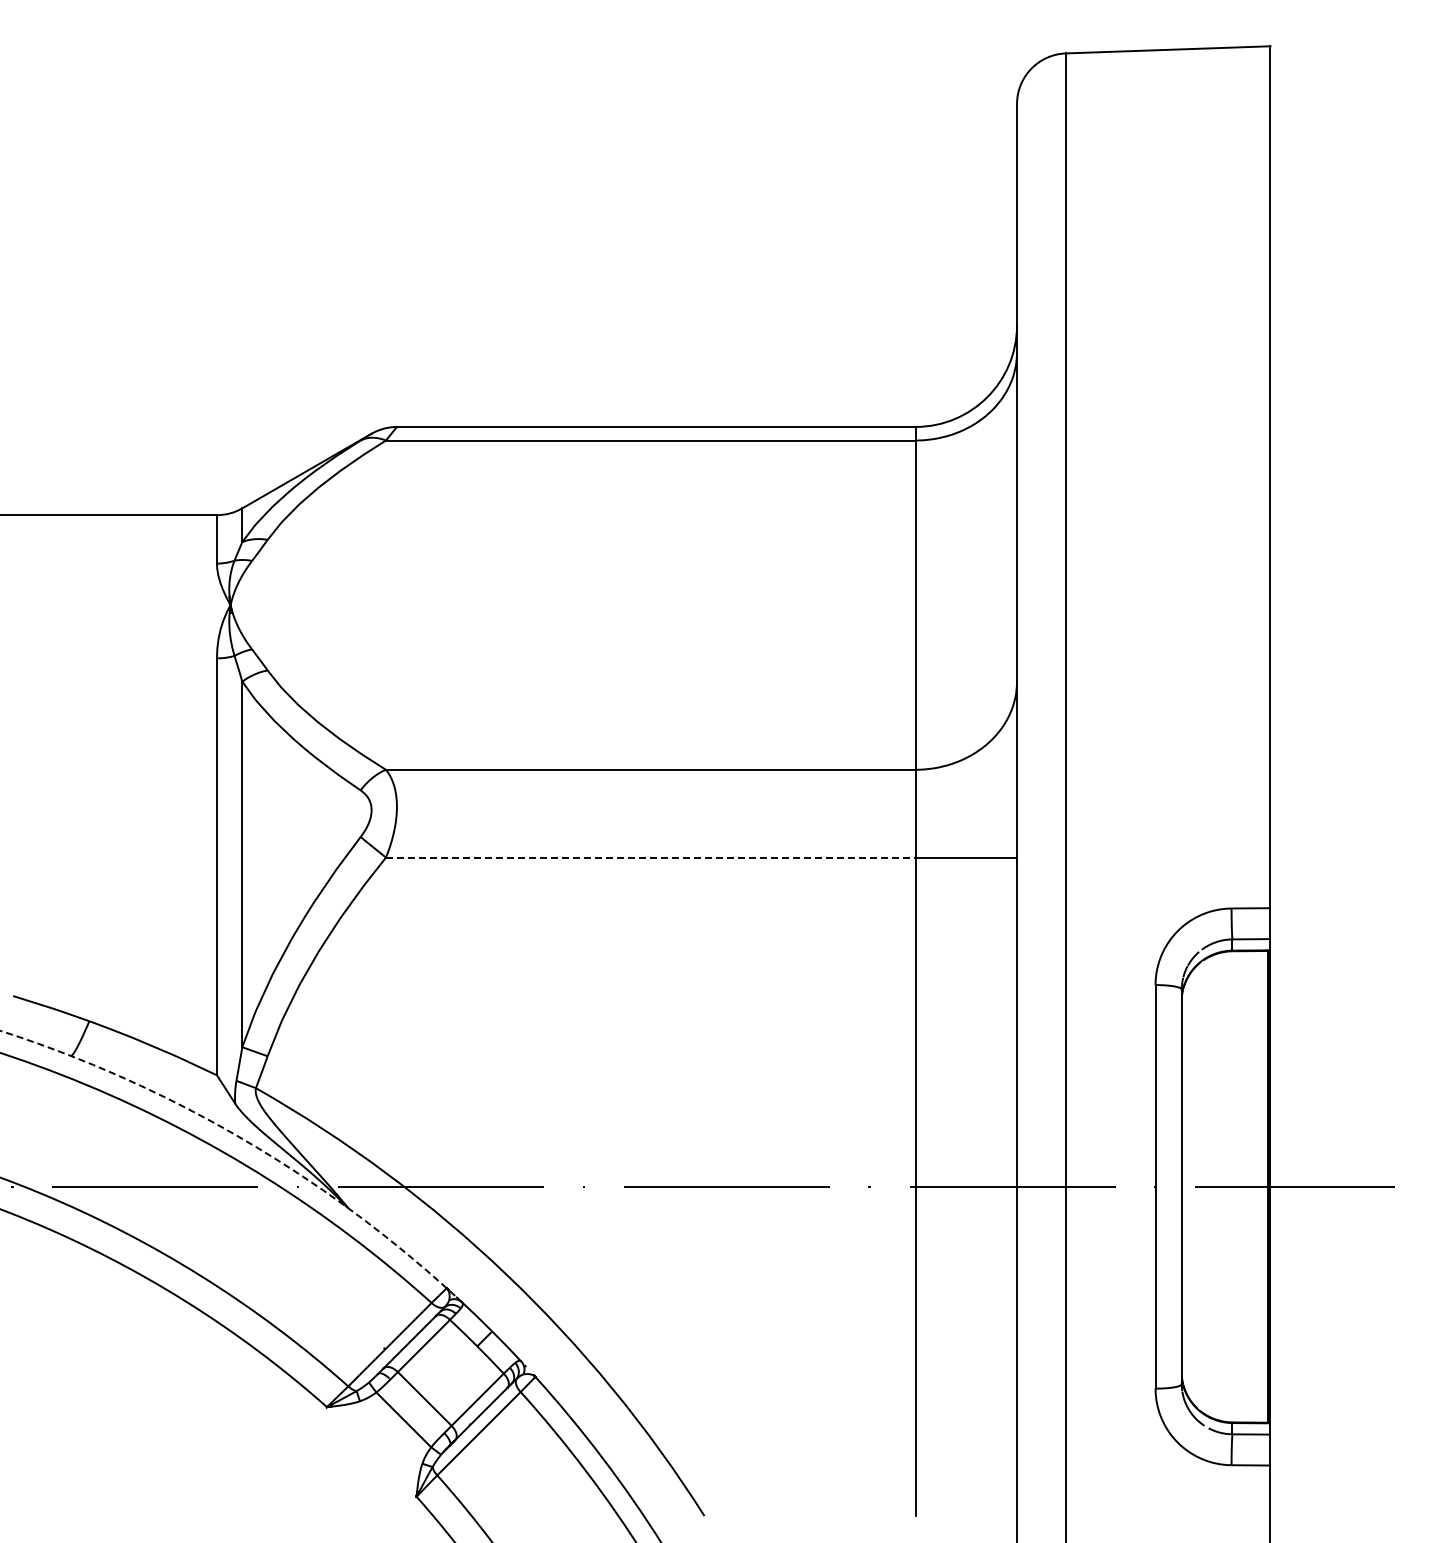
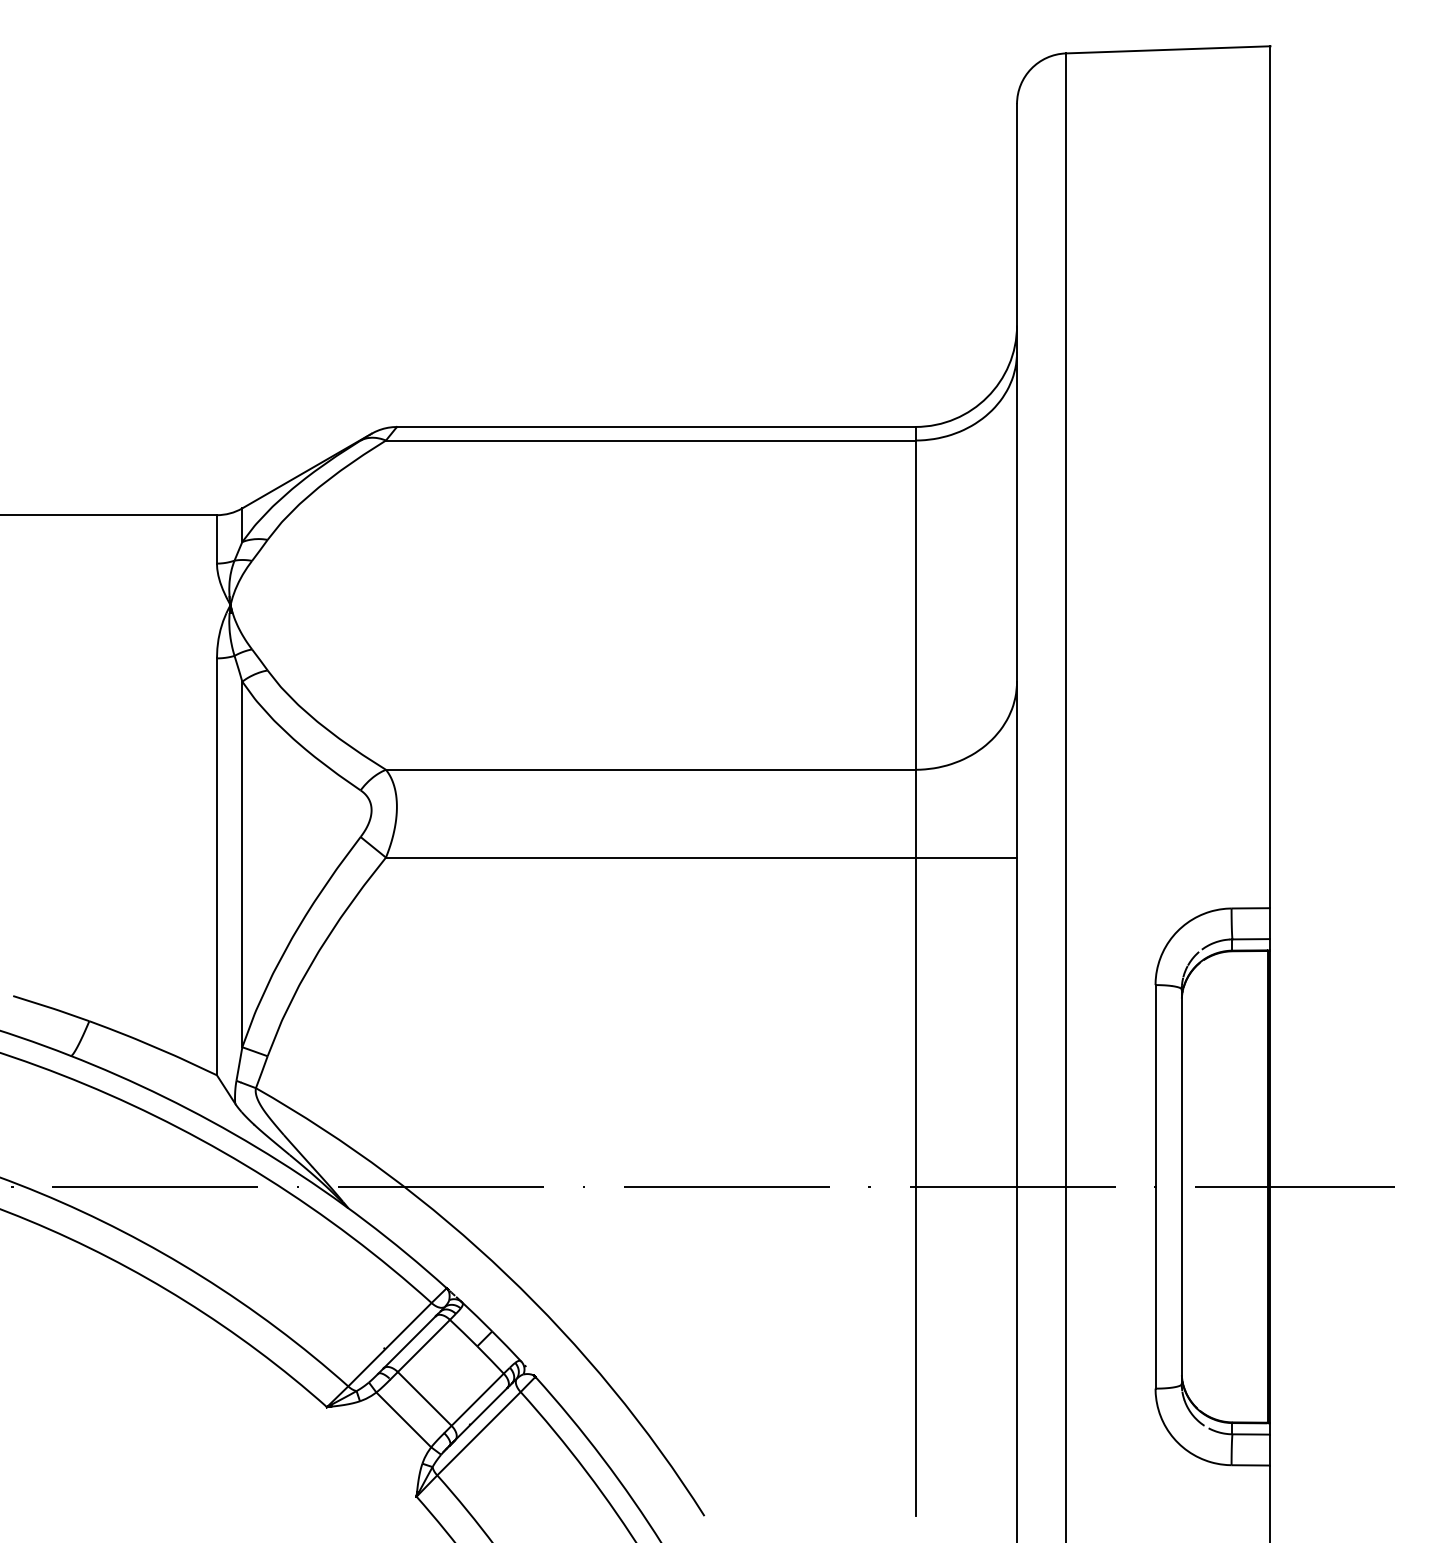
line: dashed -> solid (650, 857)
arc: dashed -> solid (235, 1135)
